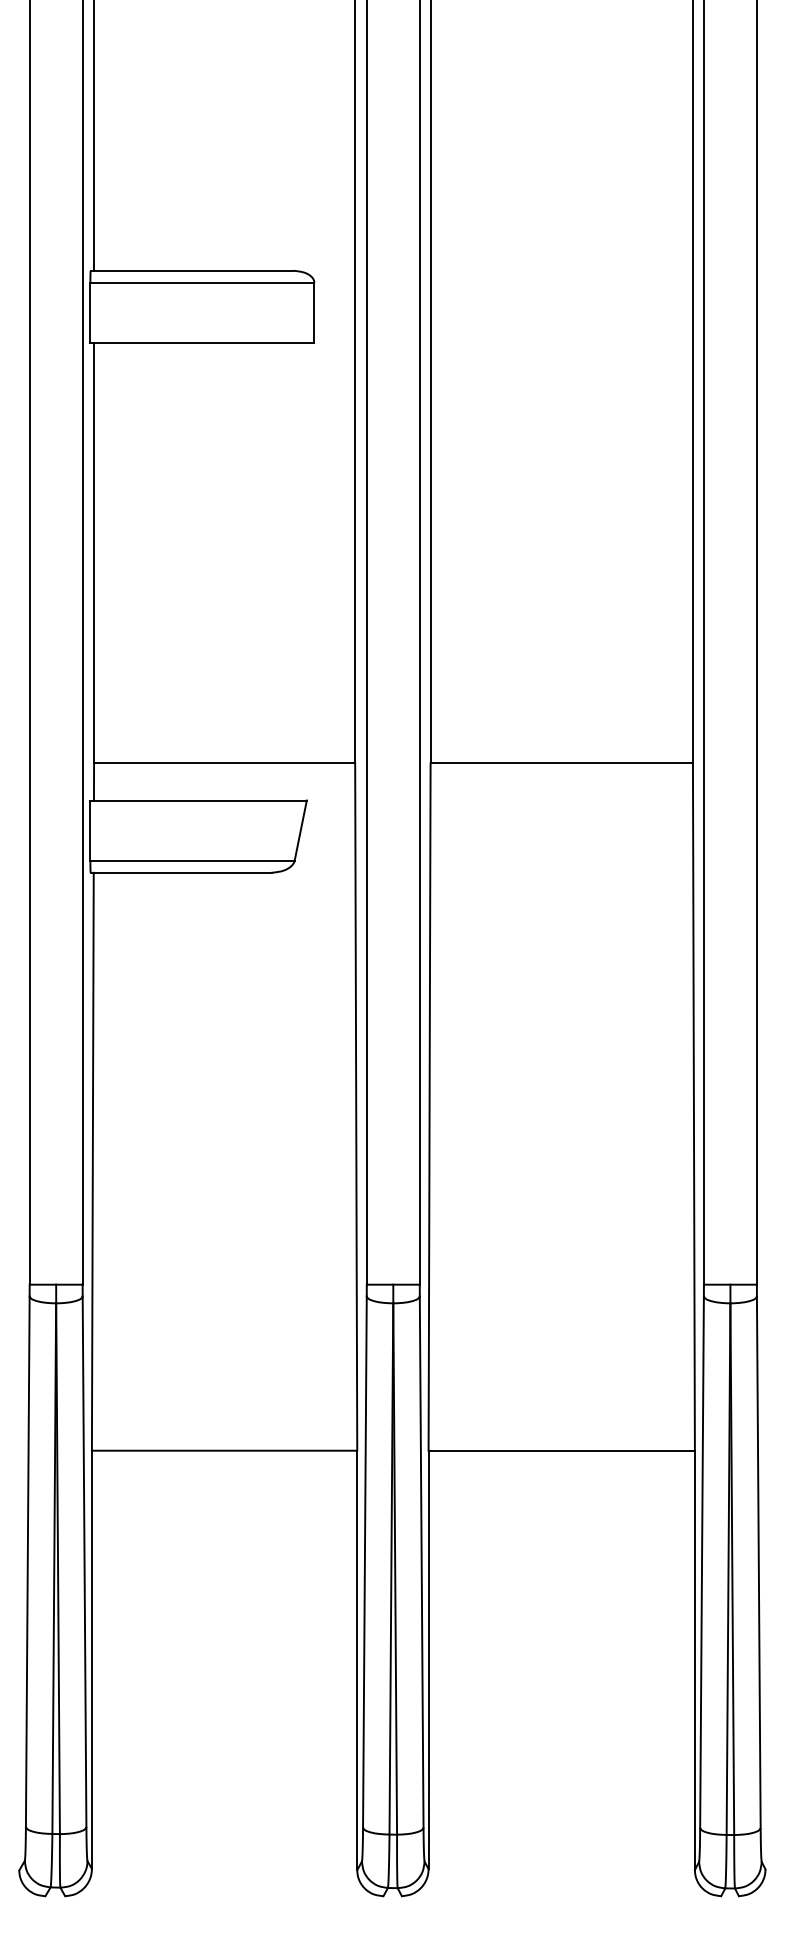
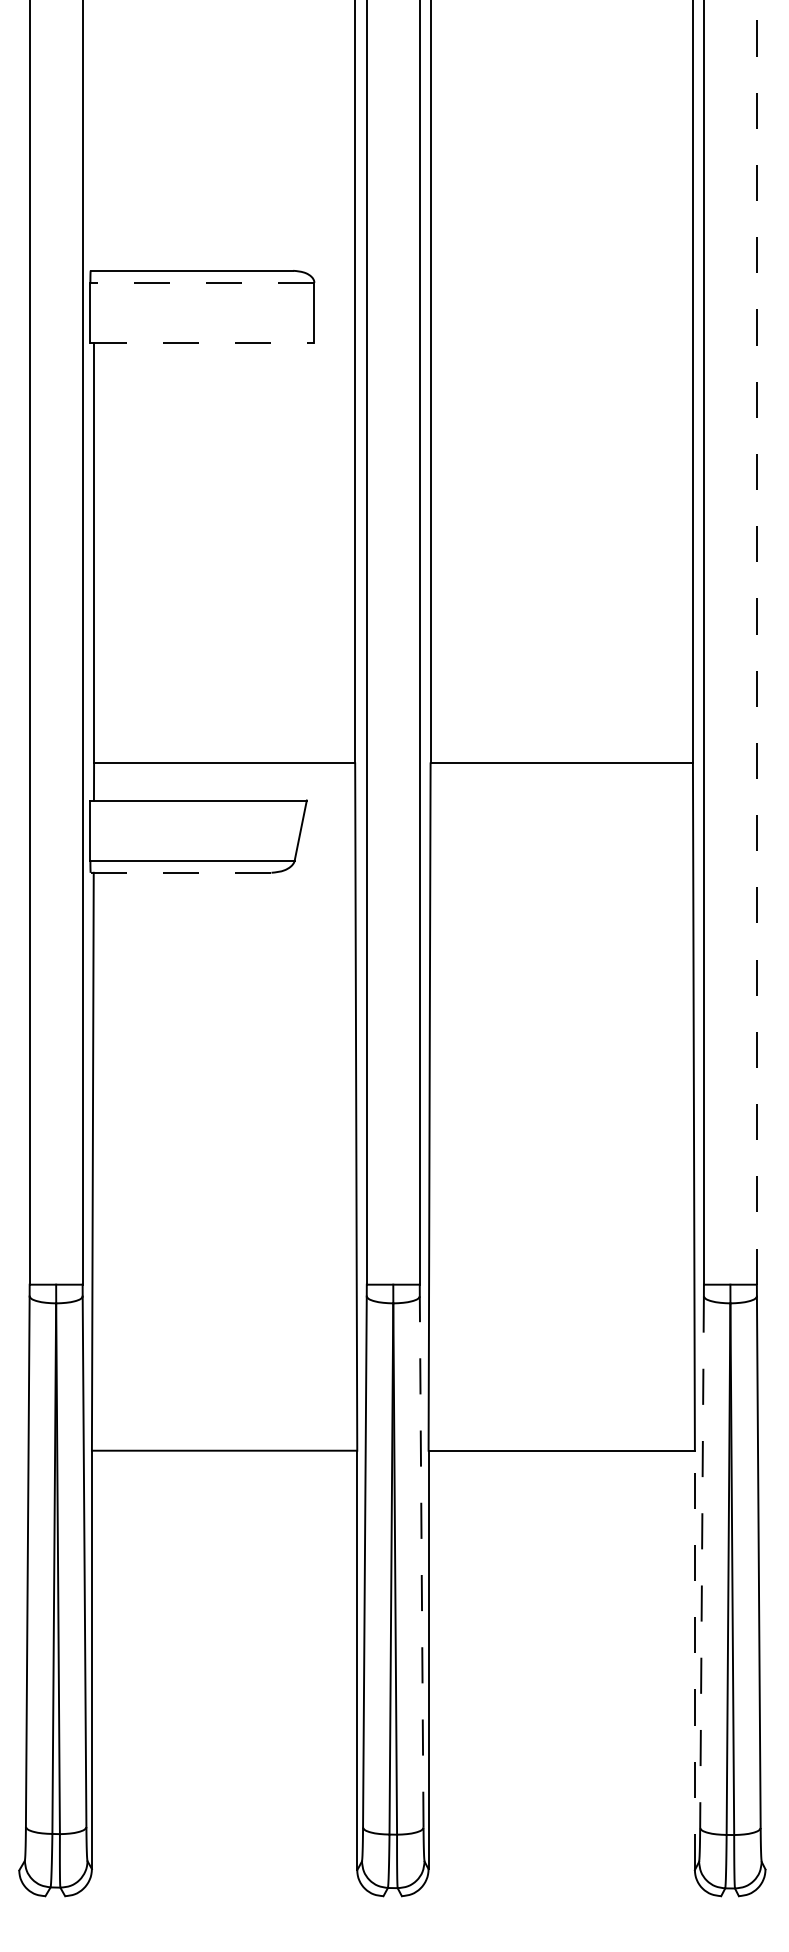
line: present -> none (94, 136)
line: solid -> dashed (202, 282)
line: solid -> dashed (202, 343)
line: solid -> dashed (756, 642)
line: solid -> dashed (181, 872)
line: solid -> dashed (421, 1562)
line: solid -> dashed (702, 1562)
line: solid -> dashed (694, 1660)
